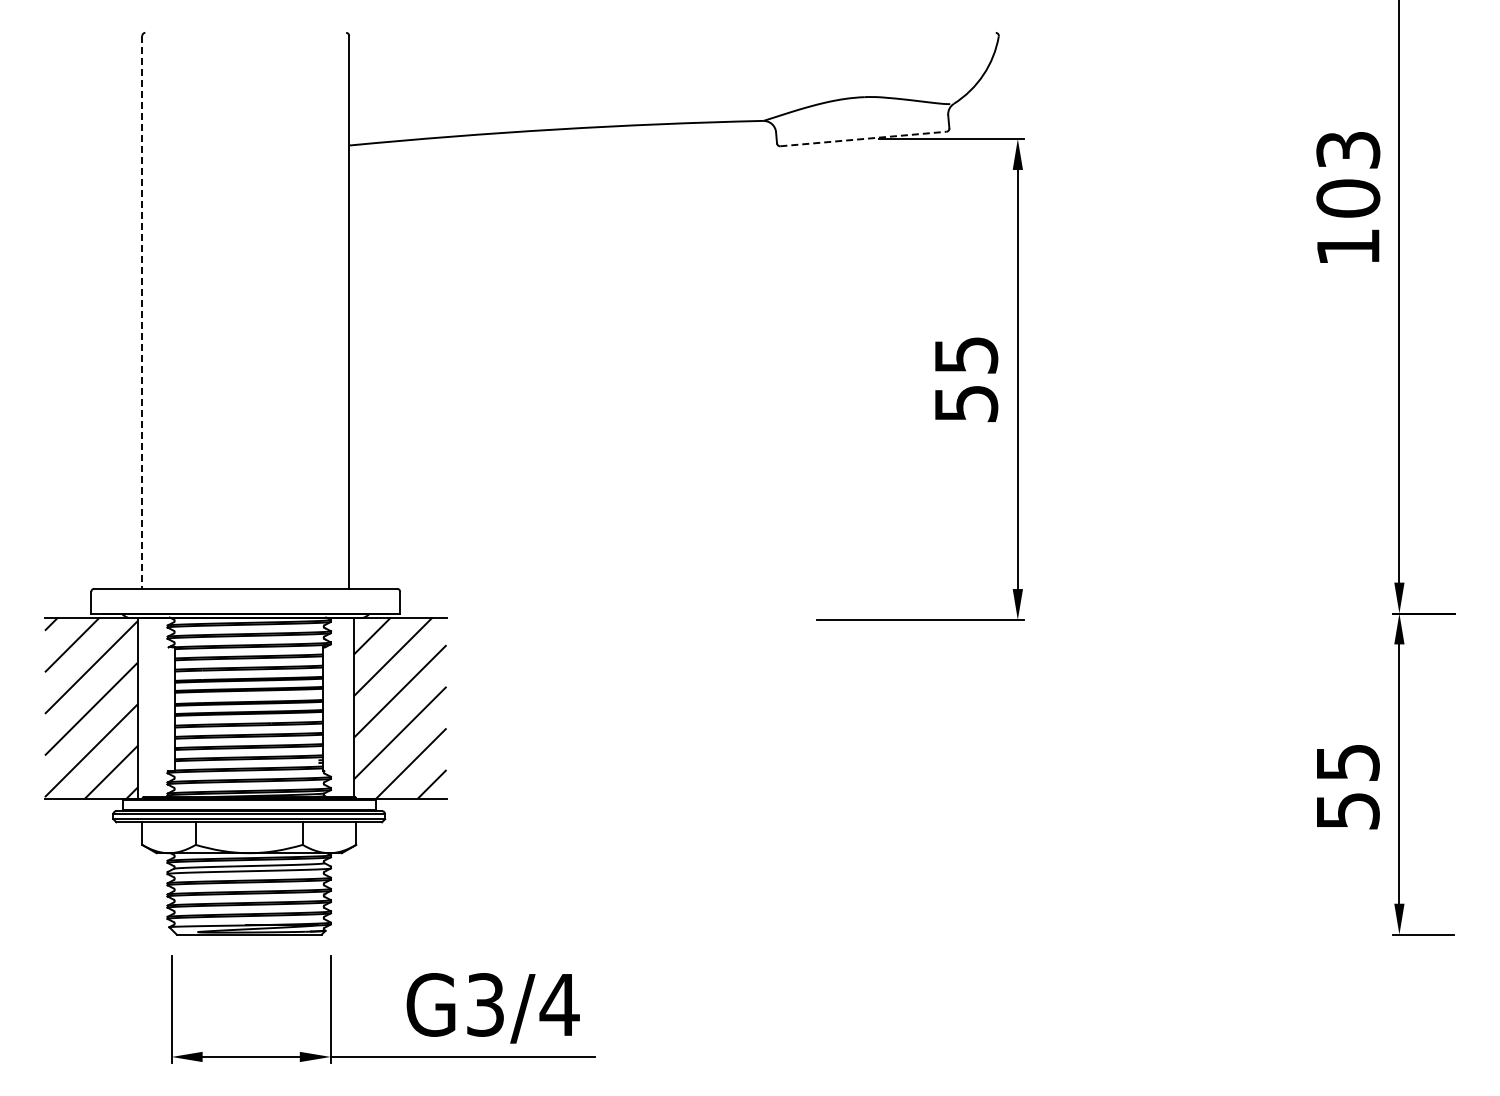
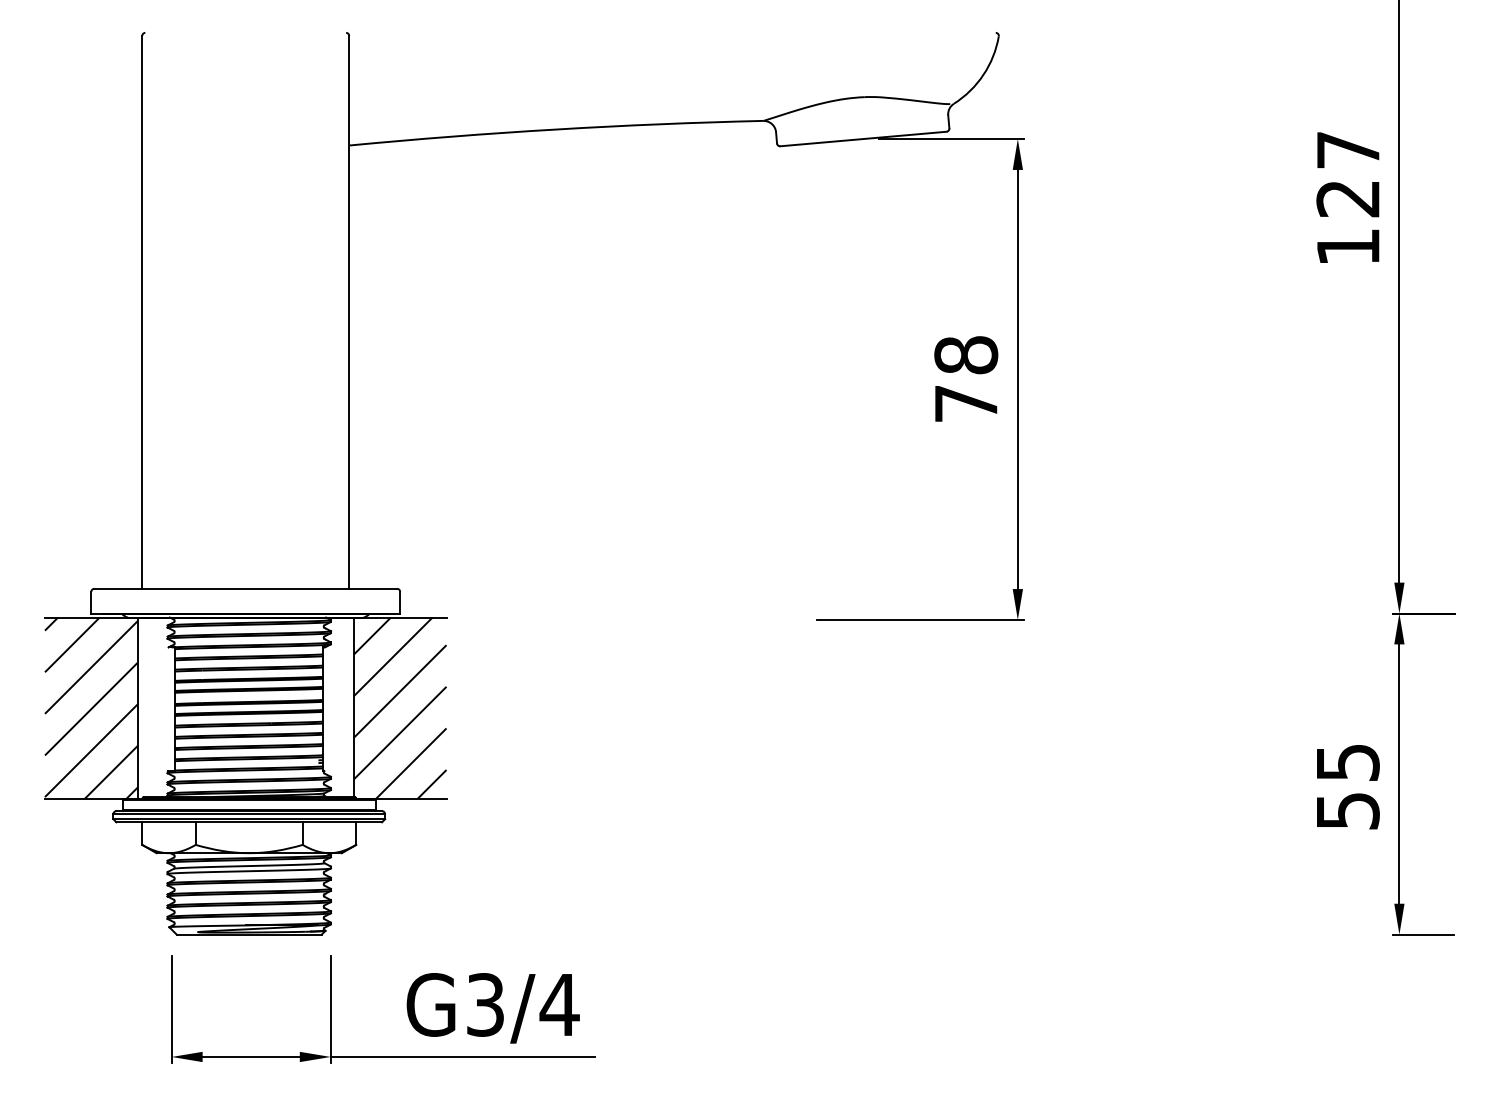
line: dashed -> solid (863, 138)
text: 103 -> 127 (1348, 174)
line: dashed -> solid (142, 312)
text: 55 -> 78 (966, 378)
